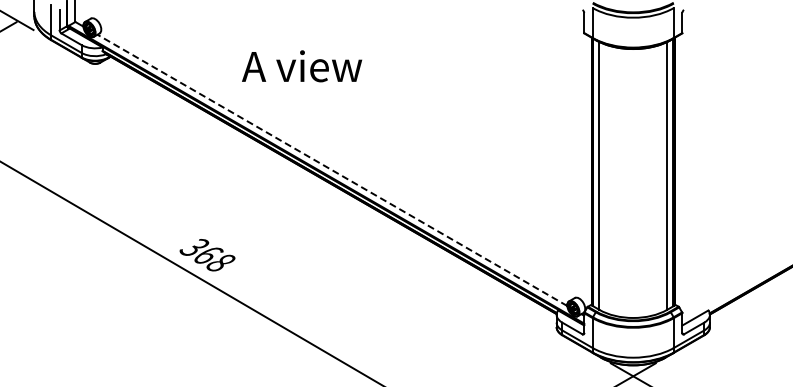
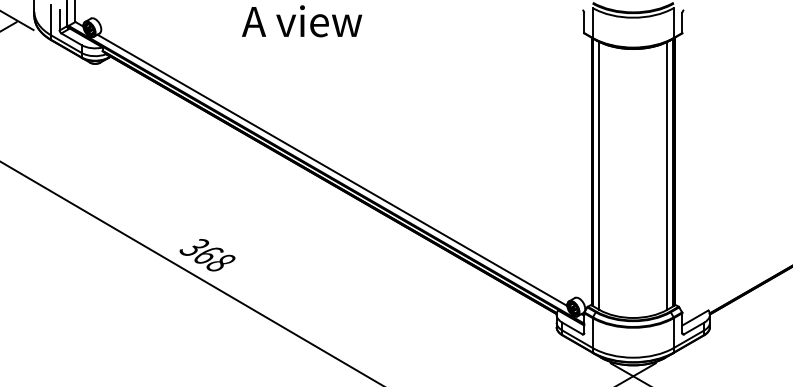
text position: (302, 66) -> (302, 21) (302, 21)
line: dashed -> solid (331, 170)
